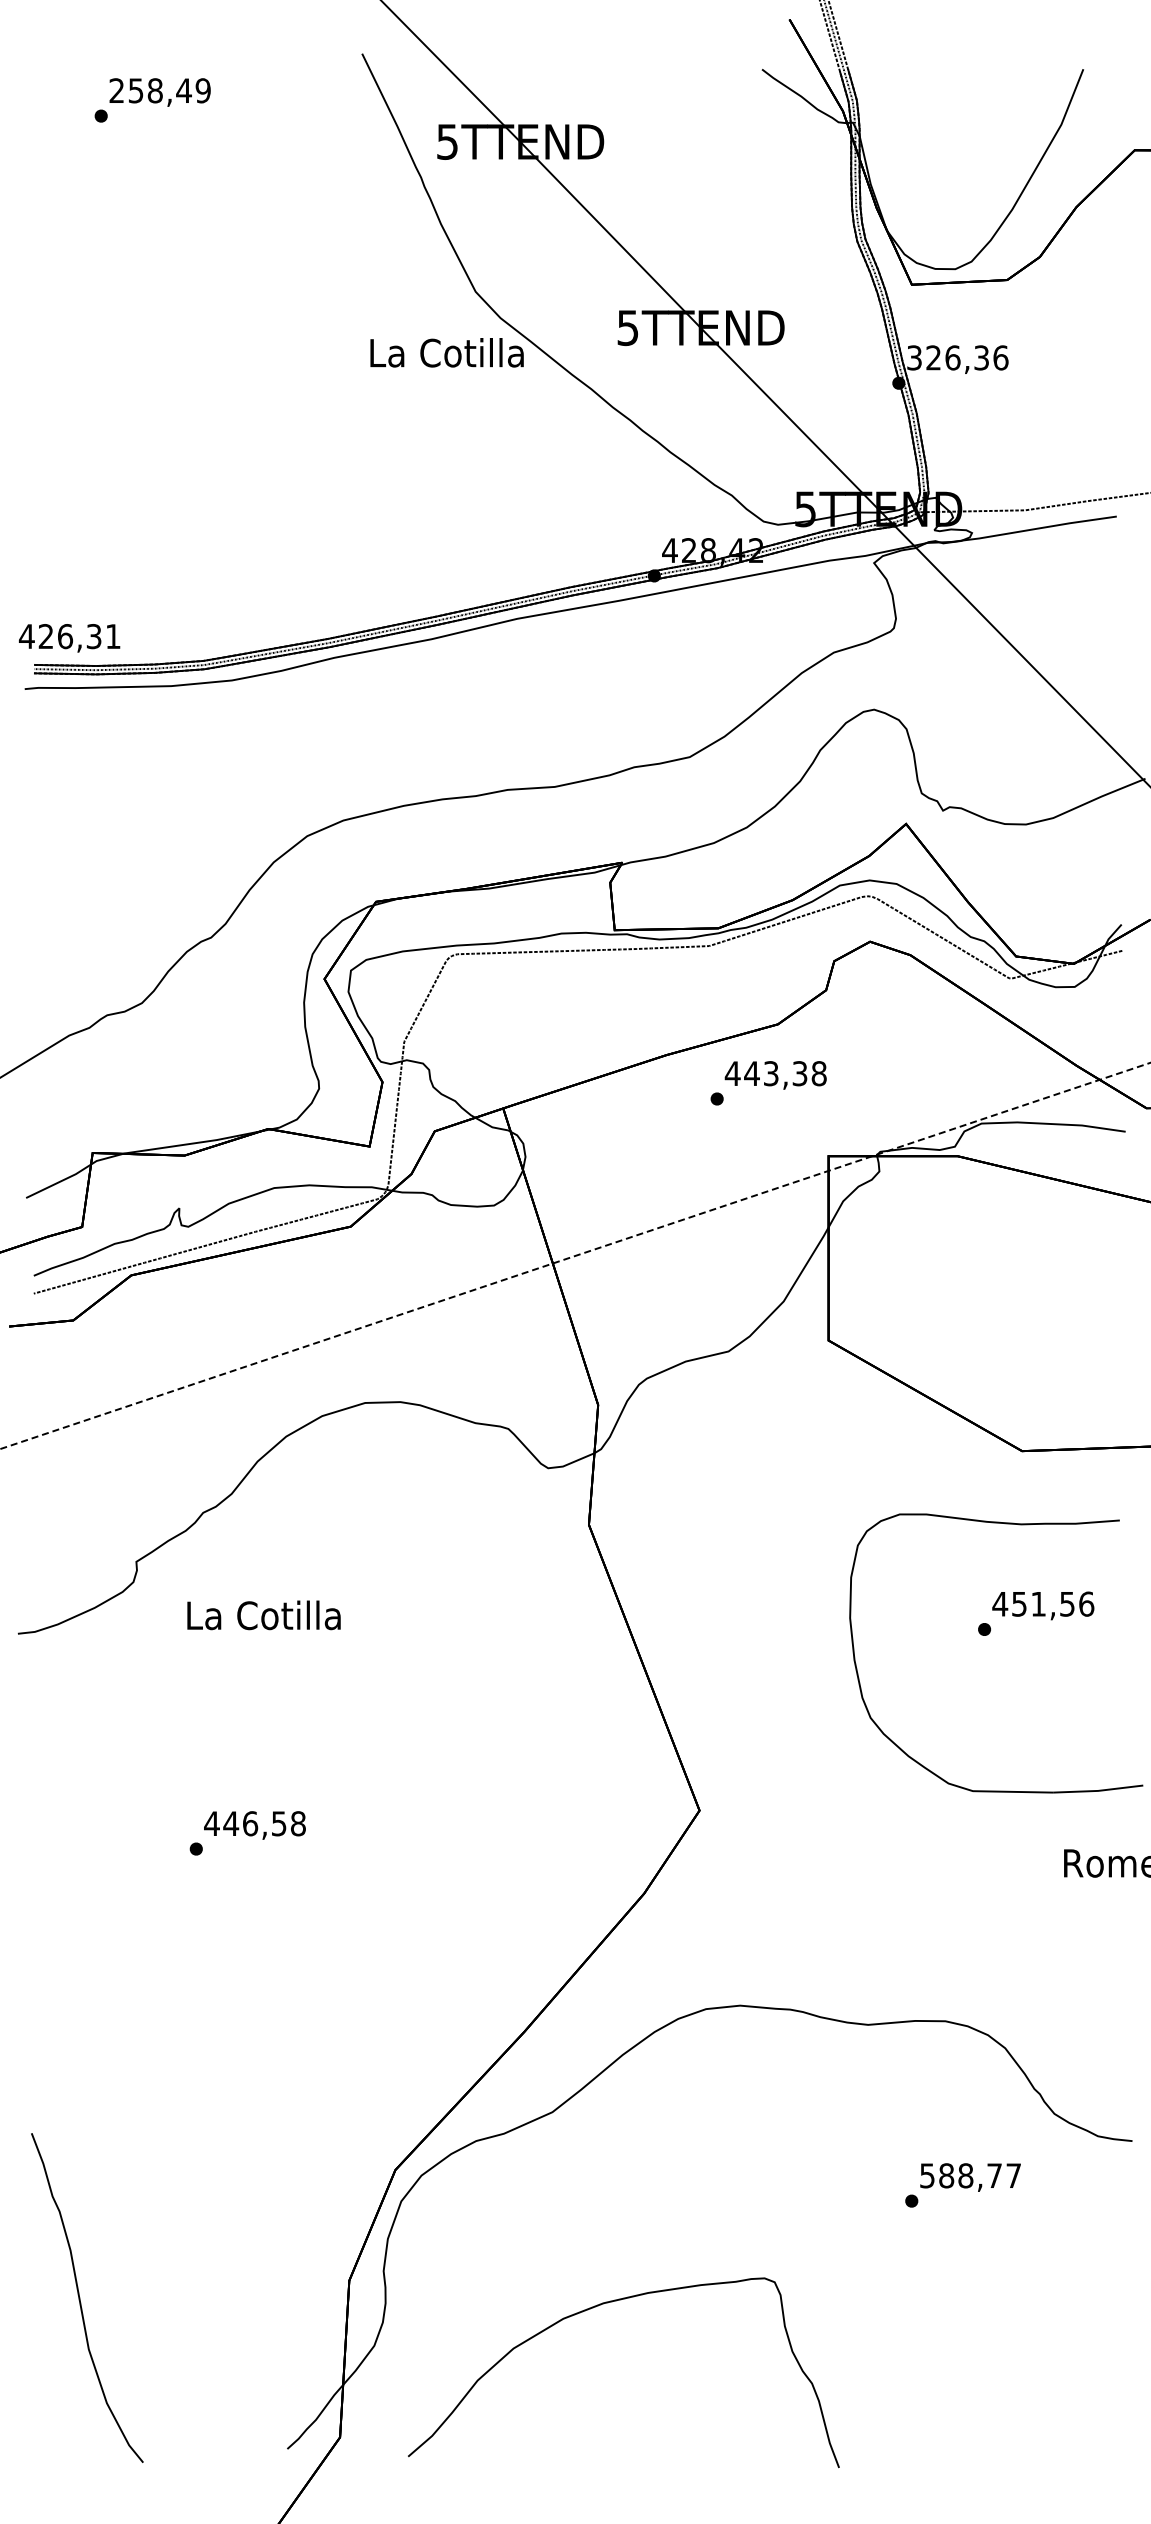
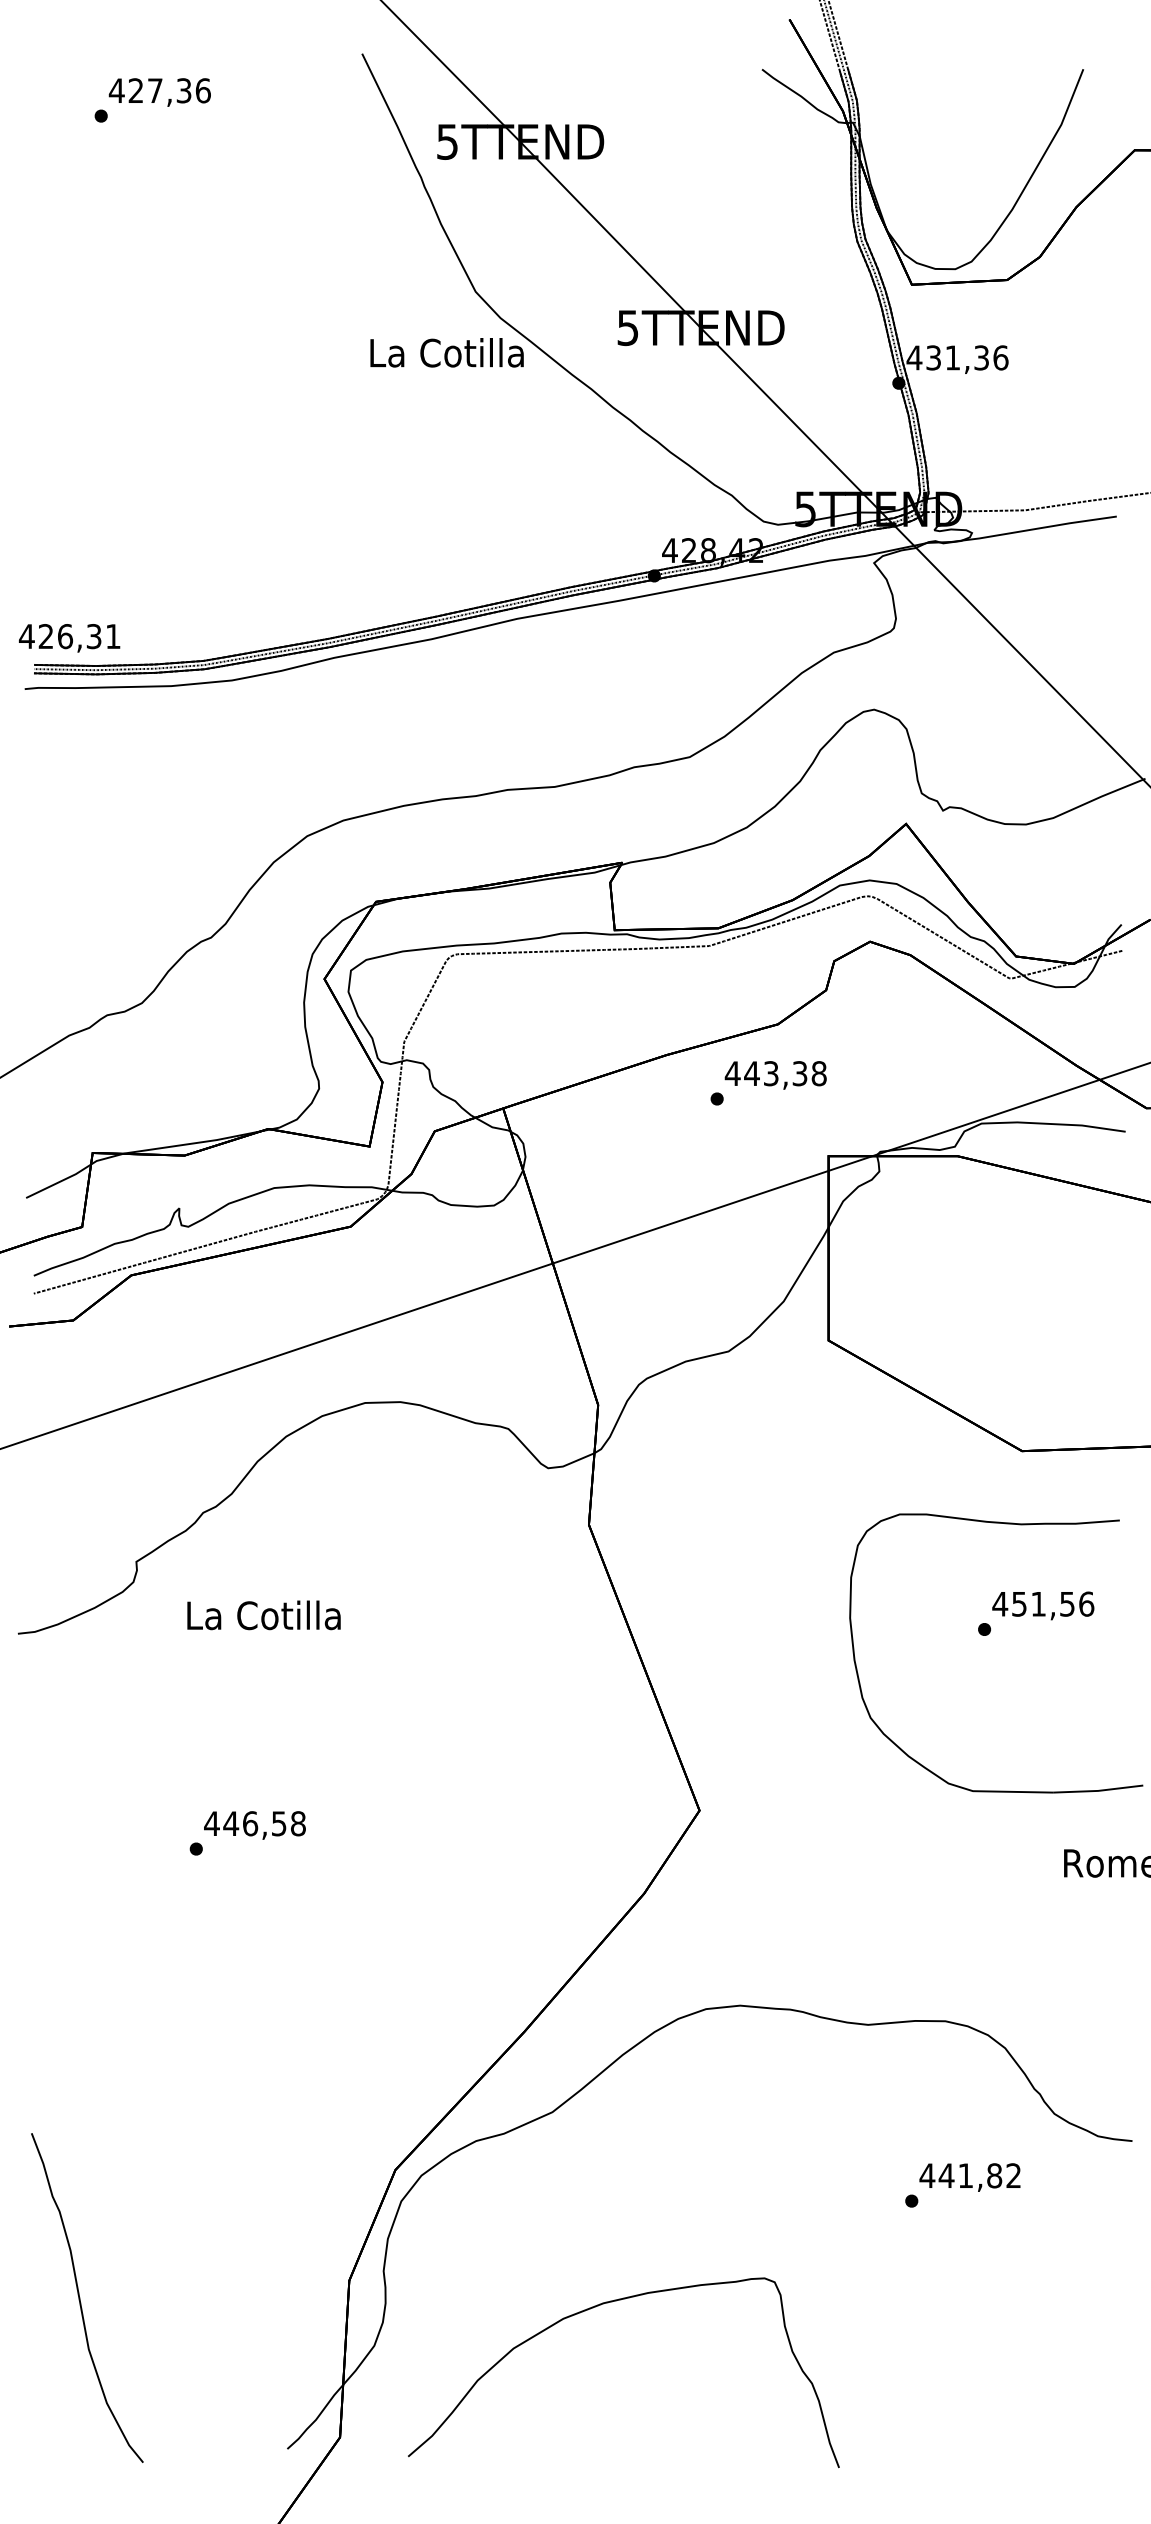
text: 258,49 -> 427,36 (159, 90)
text: 326,36 -> 431,36 (933, 357)
line: dashed -> solid (574, 1256)
text: 588,77 -> 441,82 (969, 2175)
